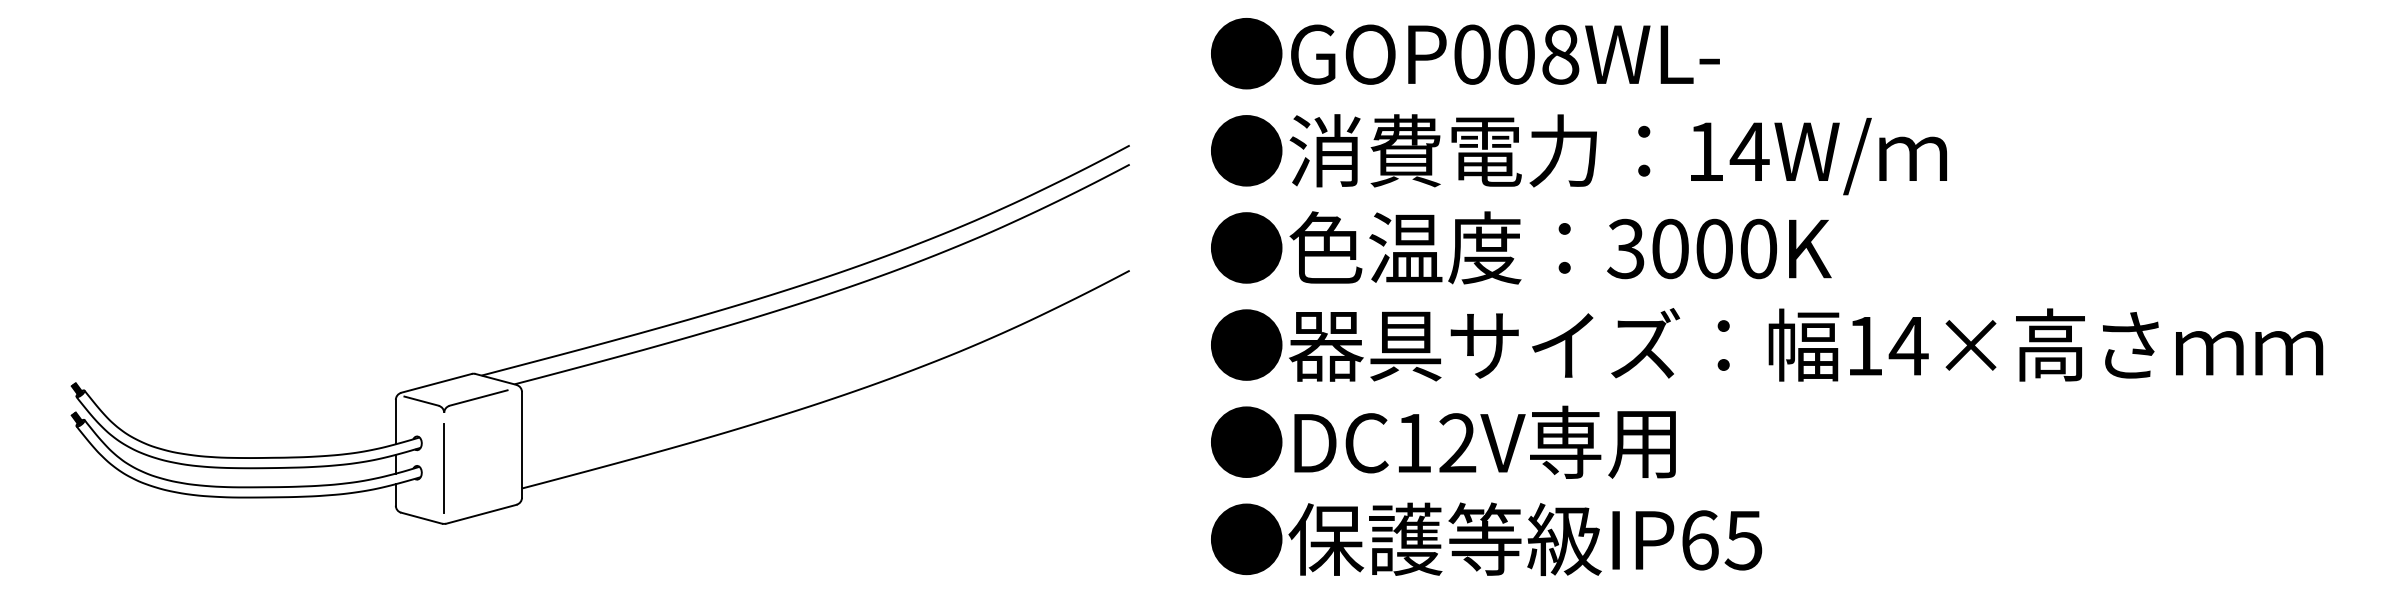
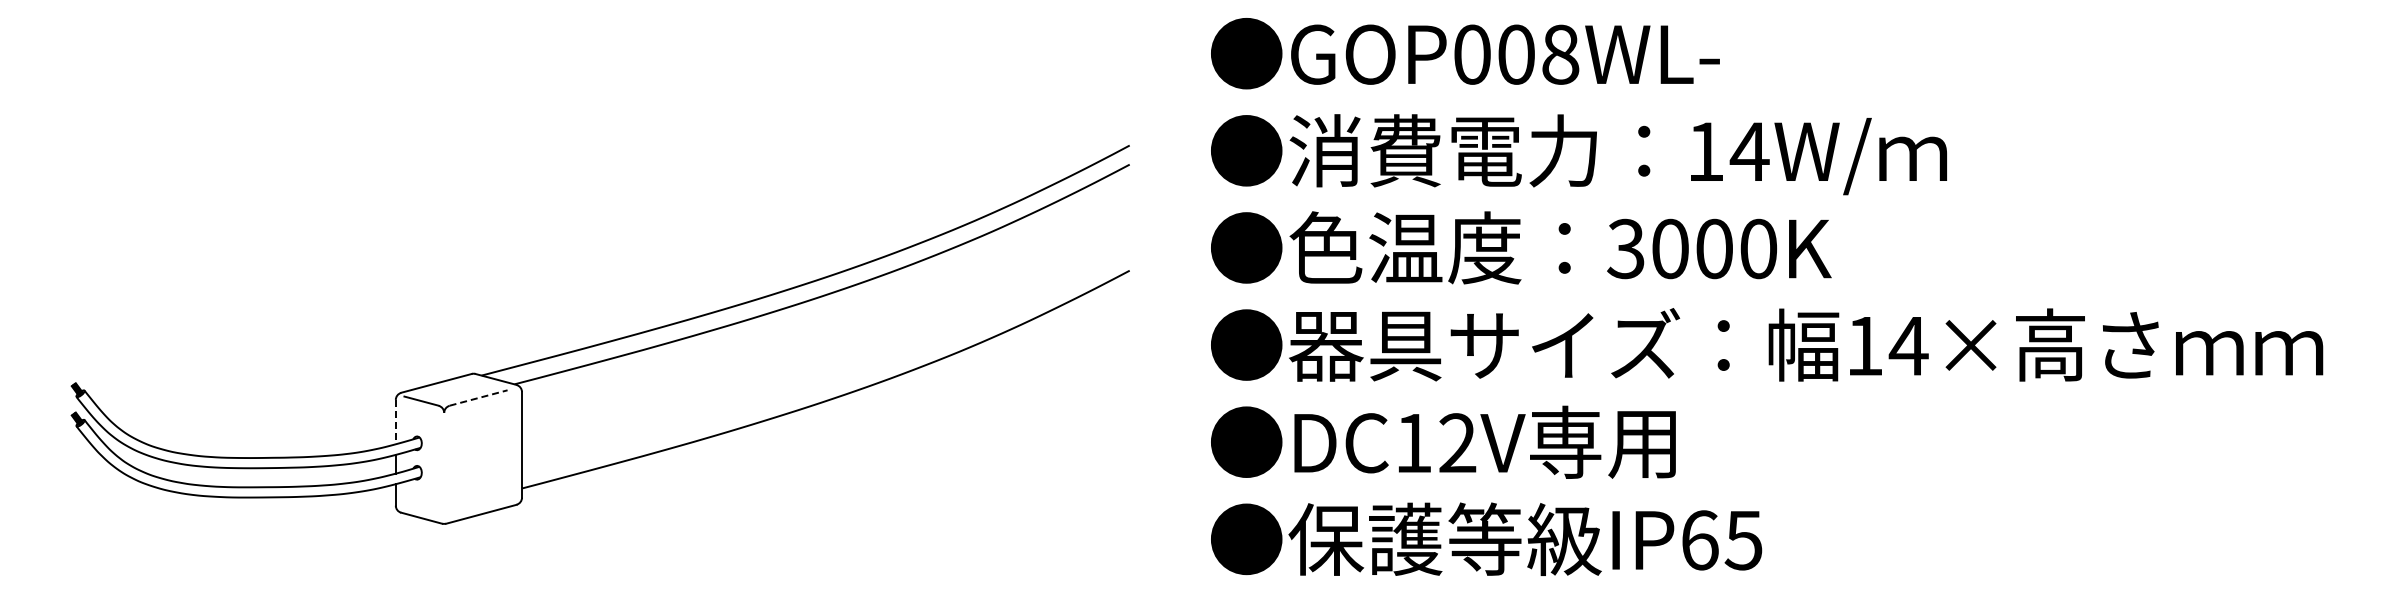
line: solid -> dashed (479, 397)
line: solid -> dashed (395, 422)
line: present -> none (443, 468)
